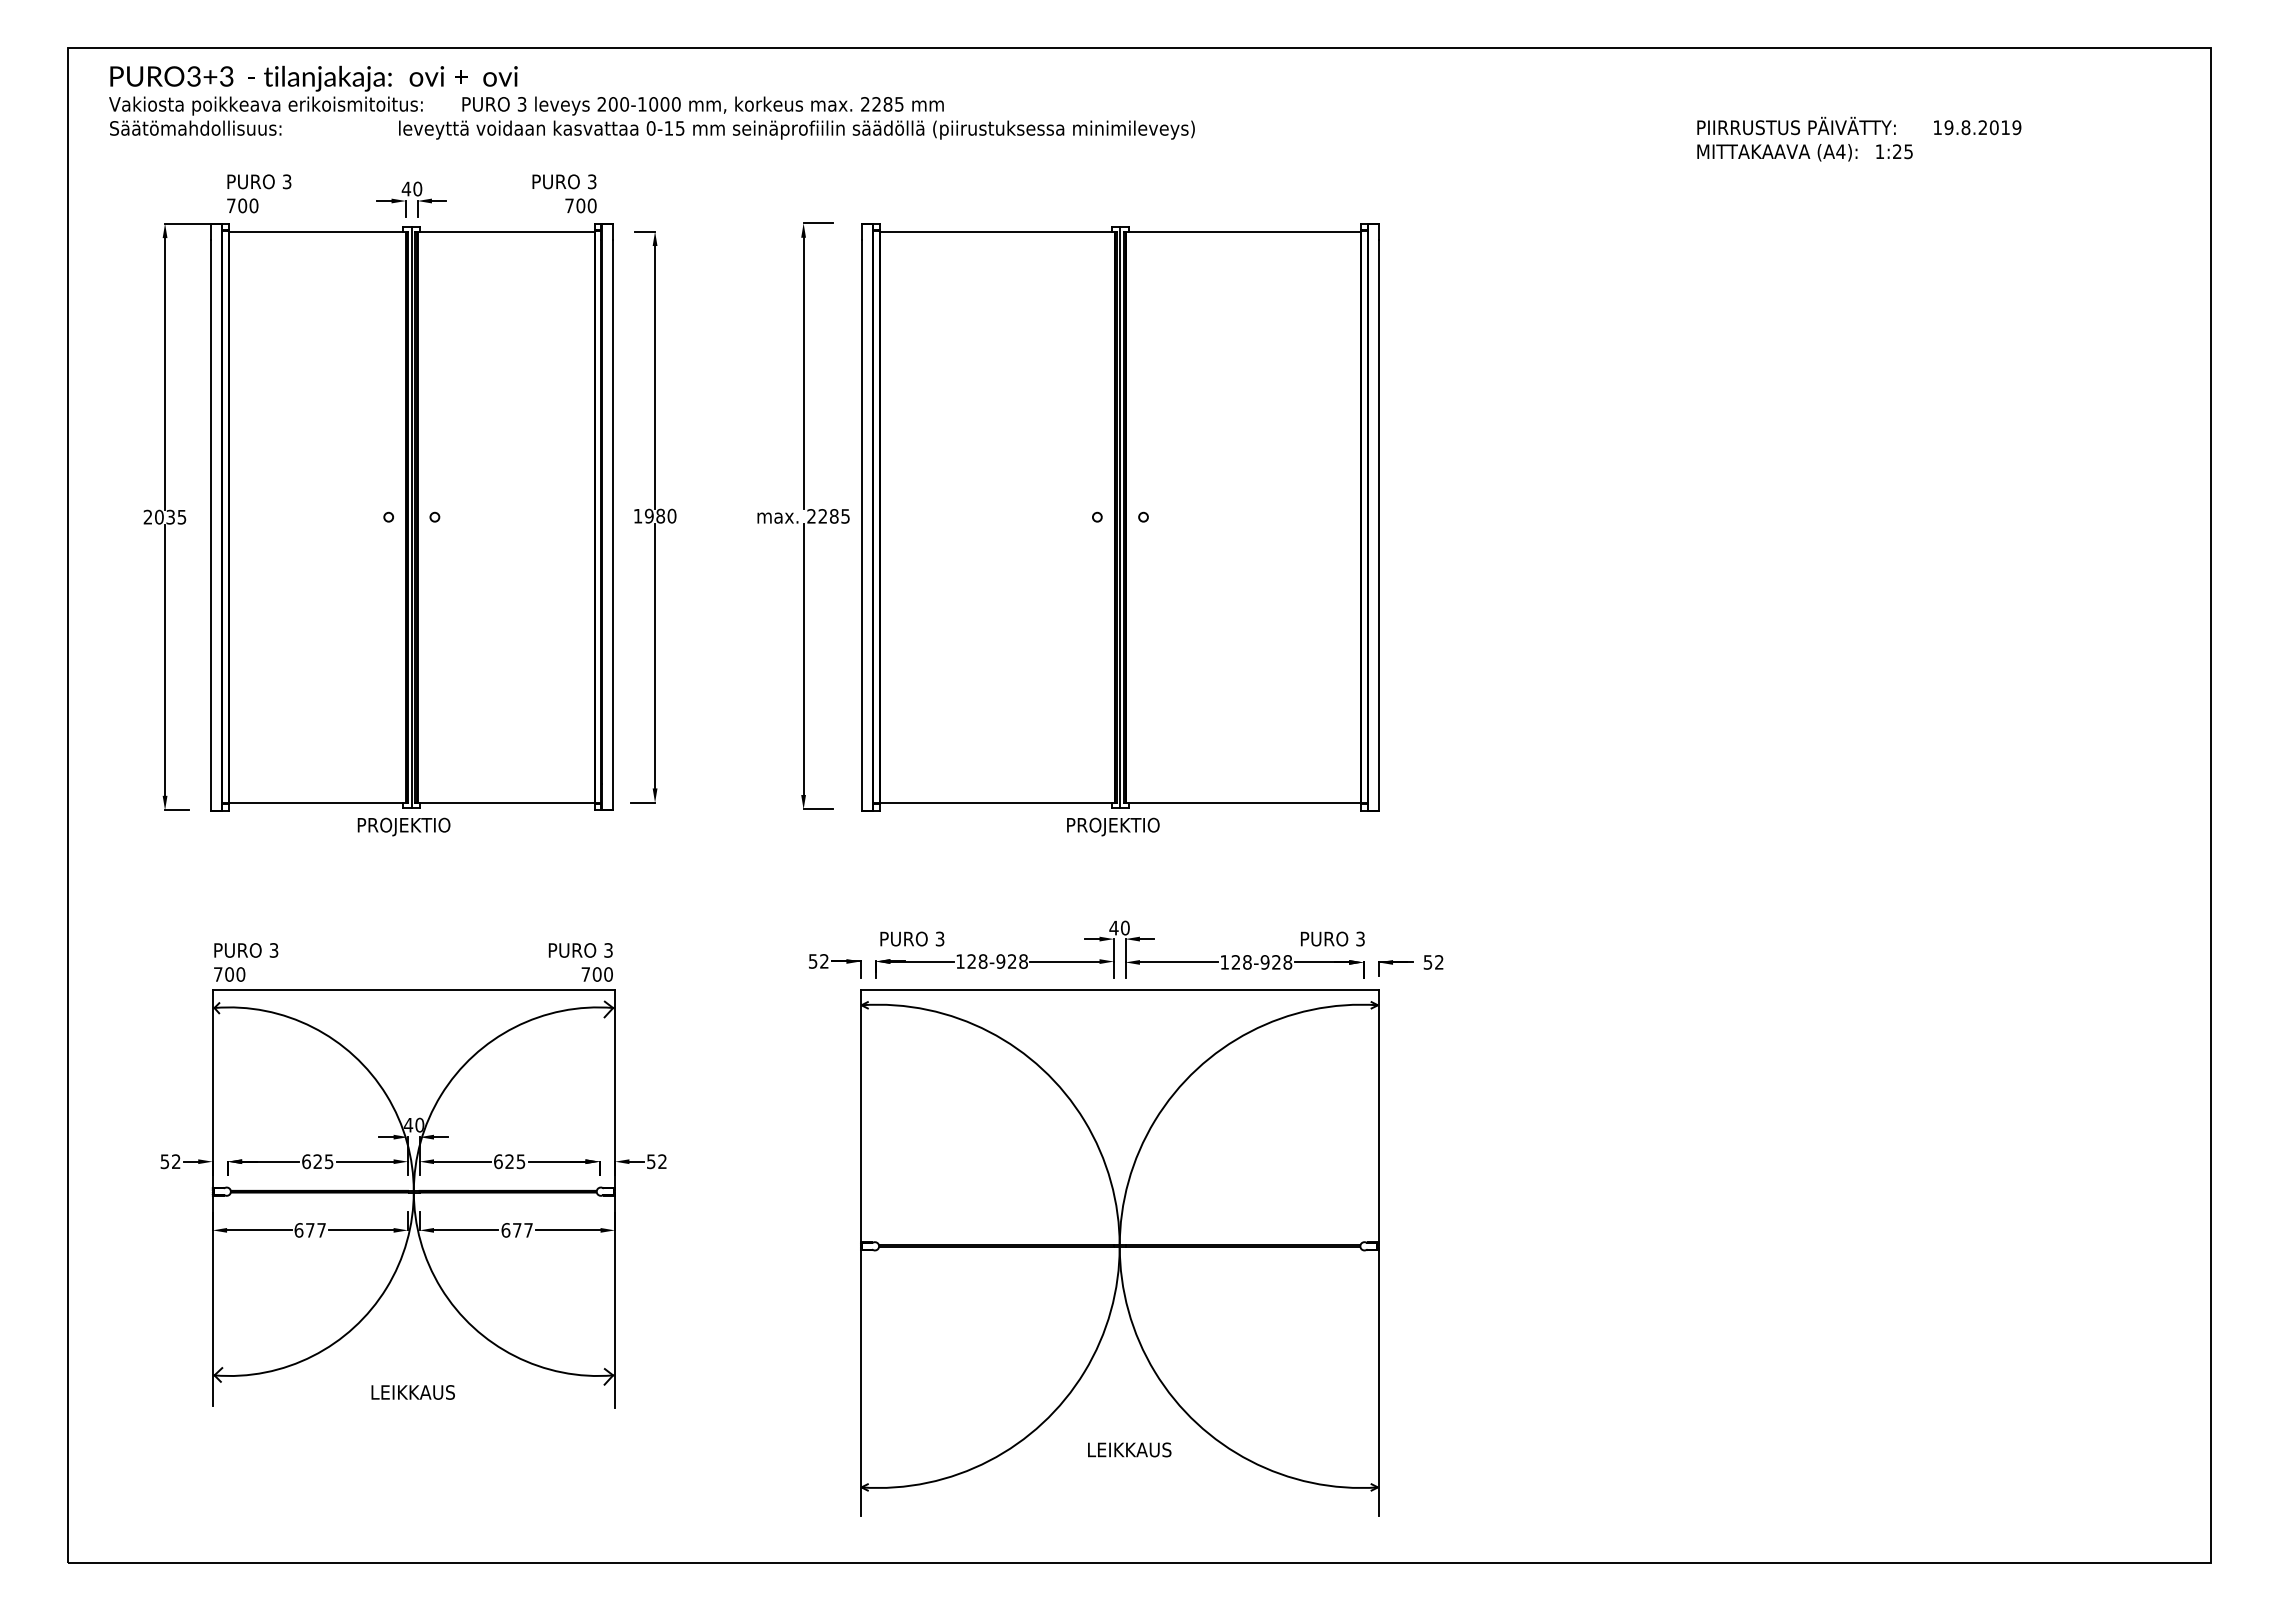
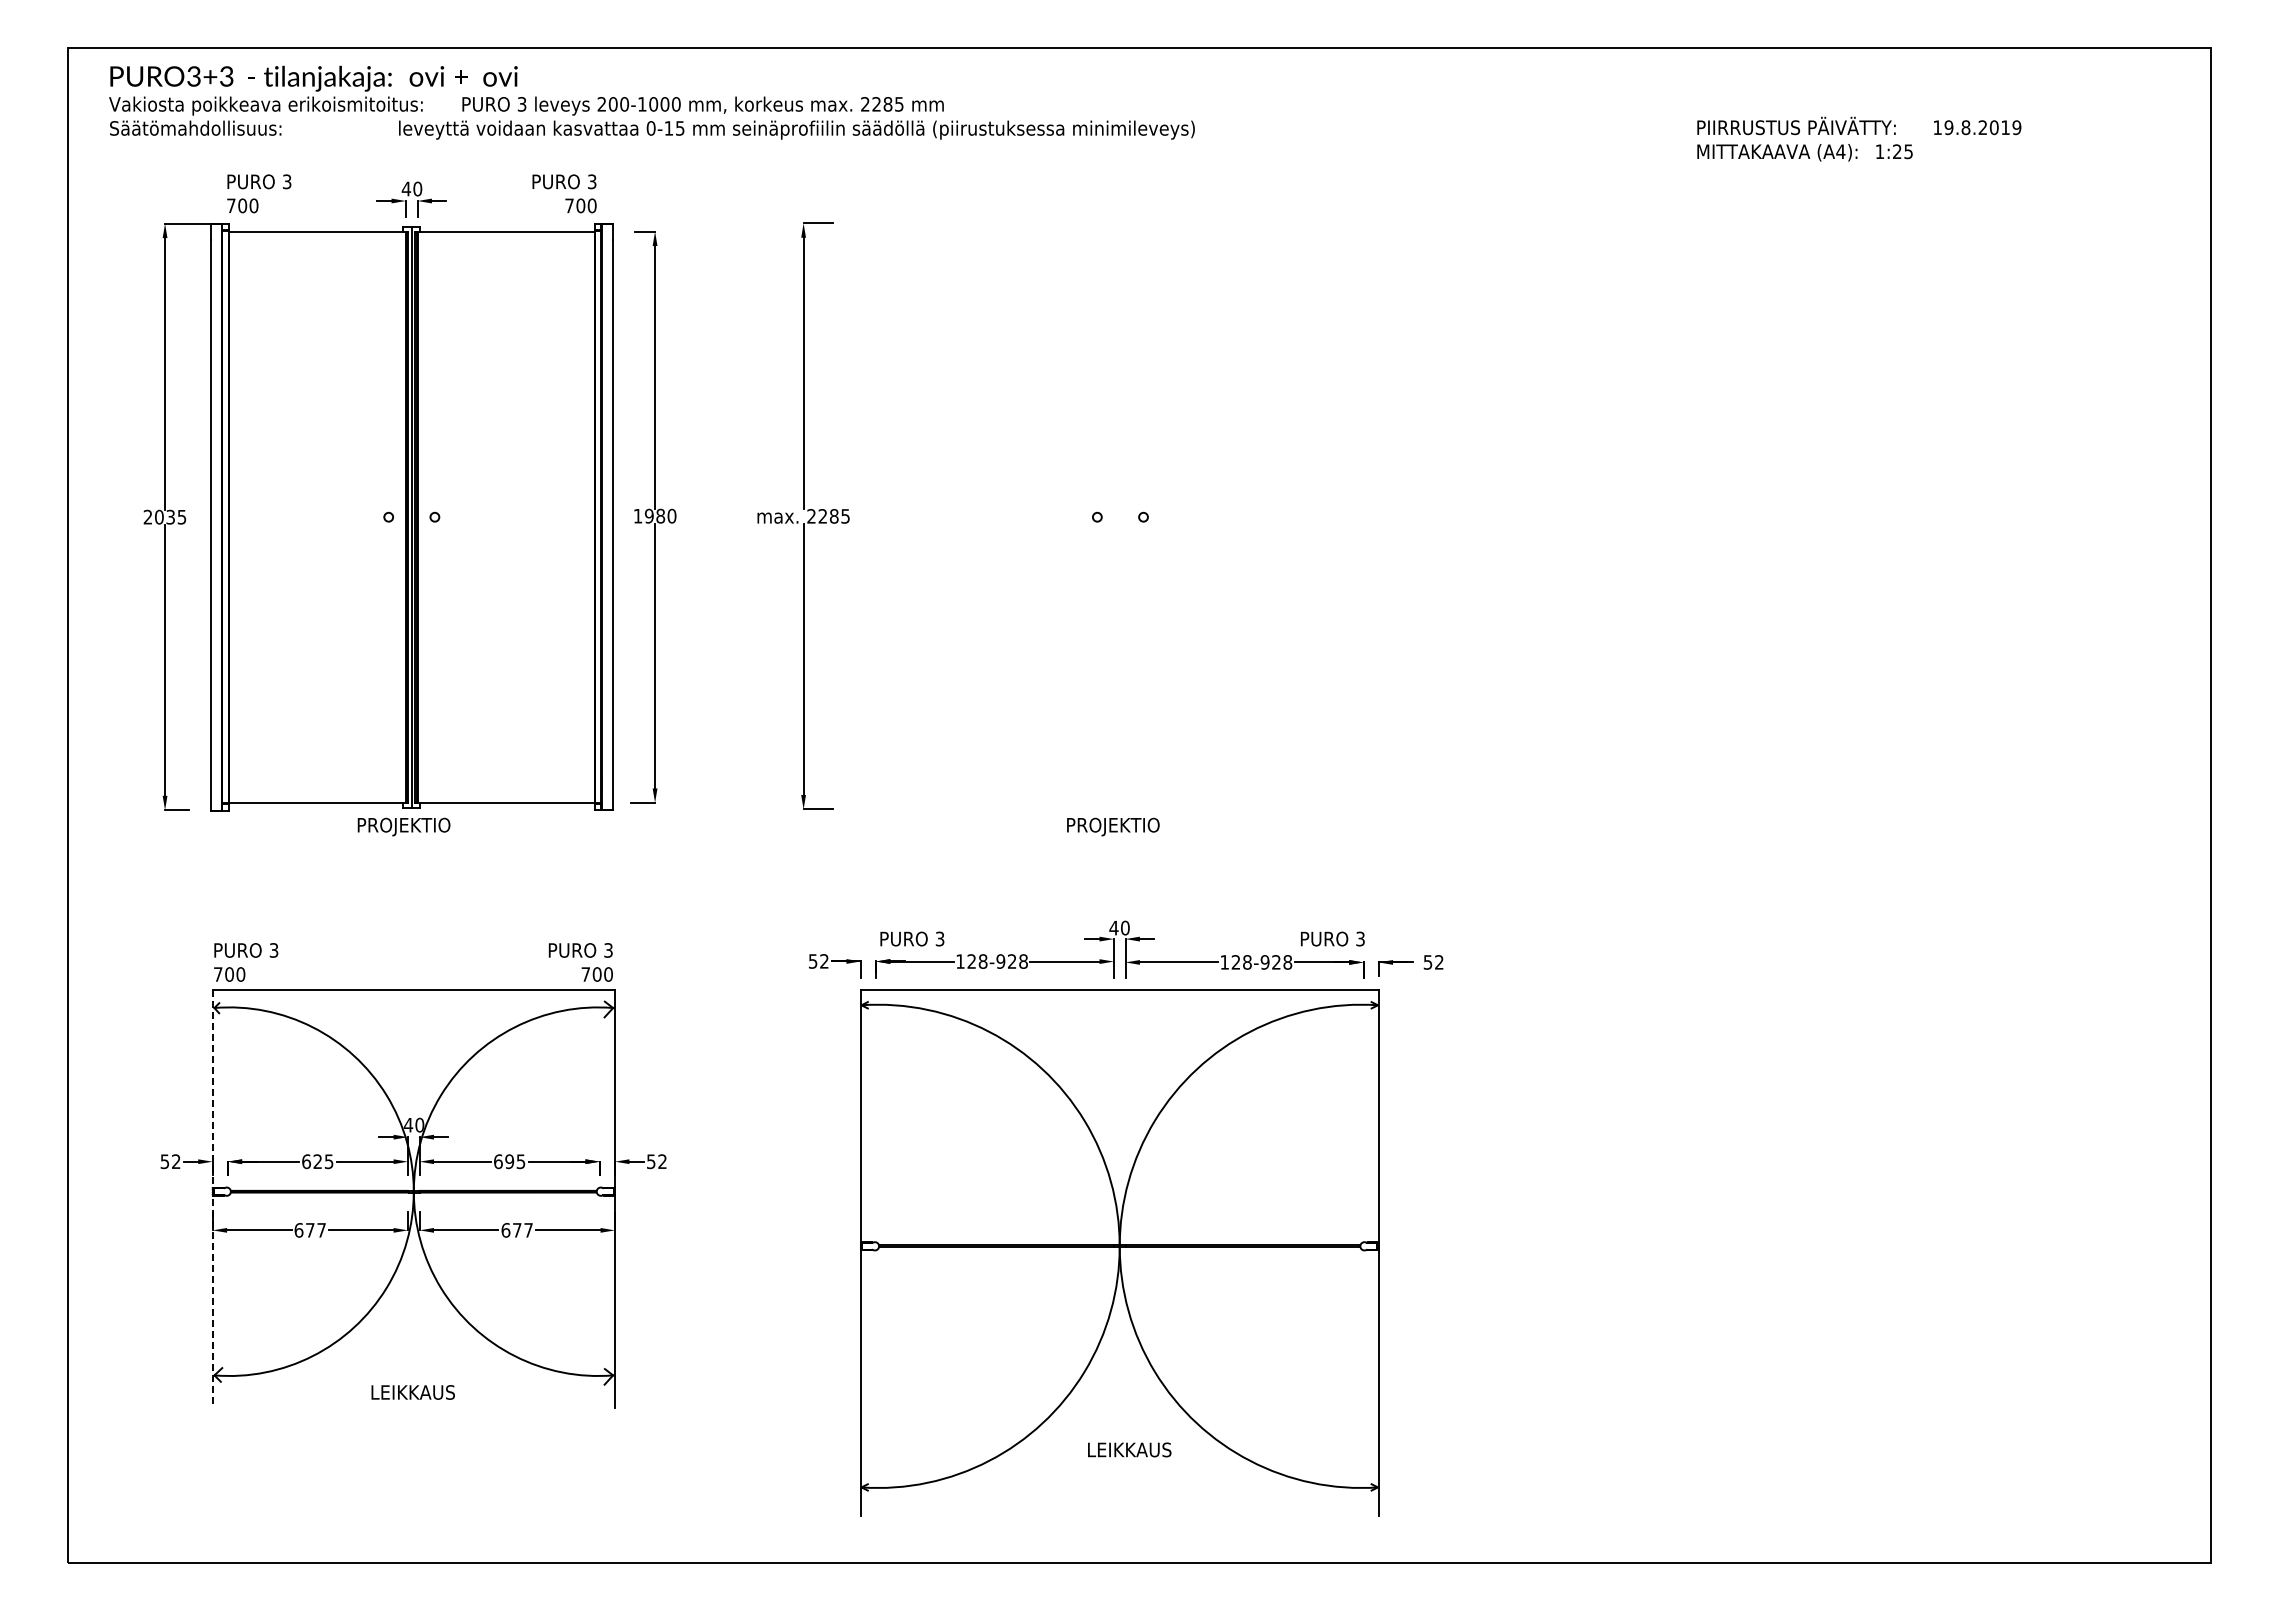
part: present -> none (1120, 517)
text: 625 -> 695 (509, 1161)
line: solid -> dashed (212, 1198)
